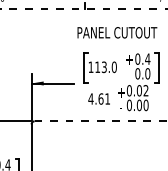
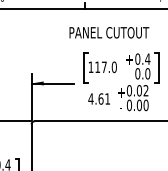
line: dashed -> solid (84, 9)
text position: (117, 32) -> (109, 32) (109, 32)
text: 113.0 -> 117.0 (103, 67)
line: dashed -> solid (101, 121)
